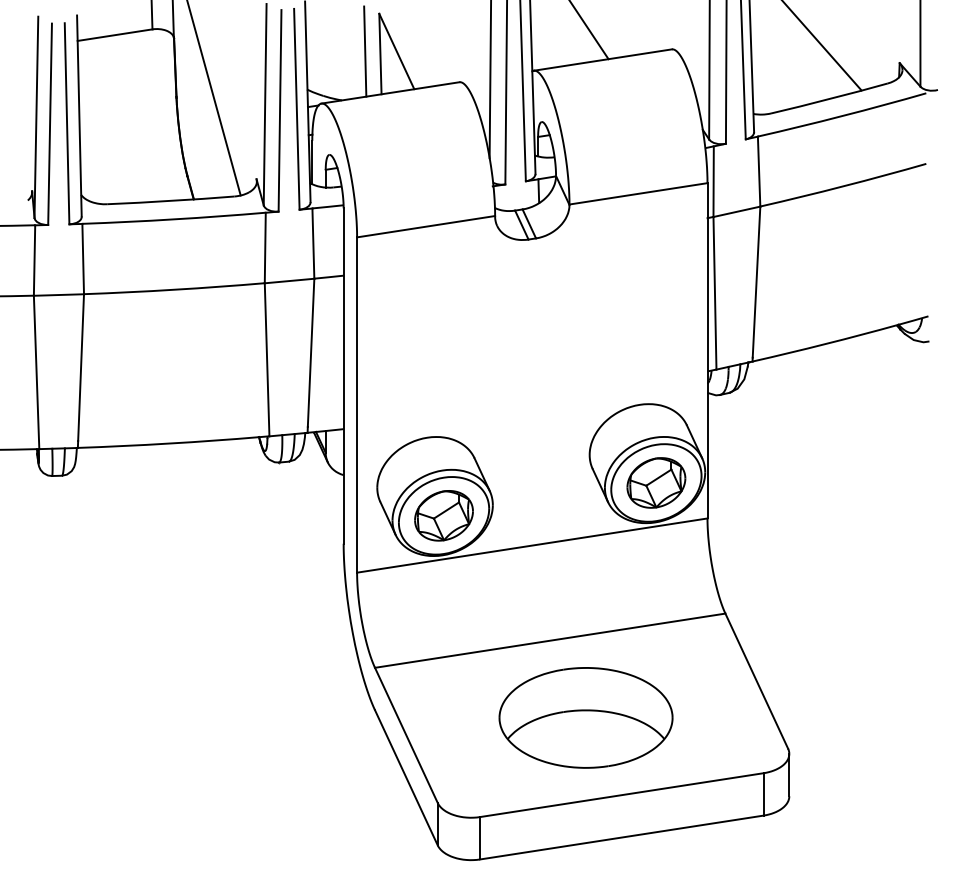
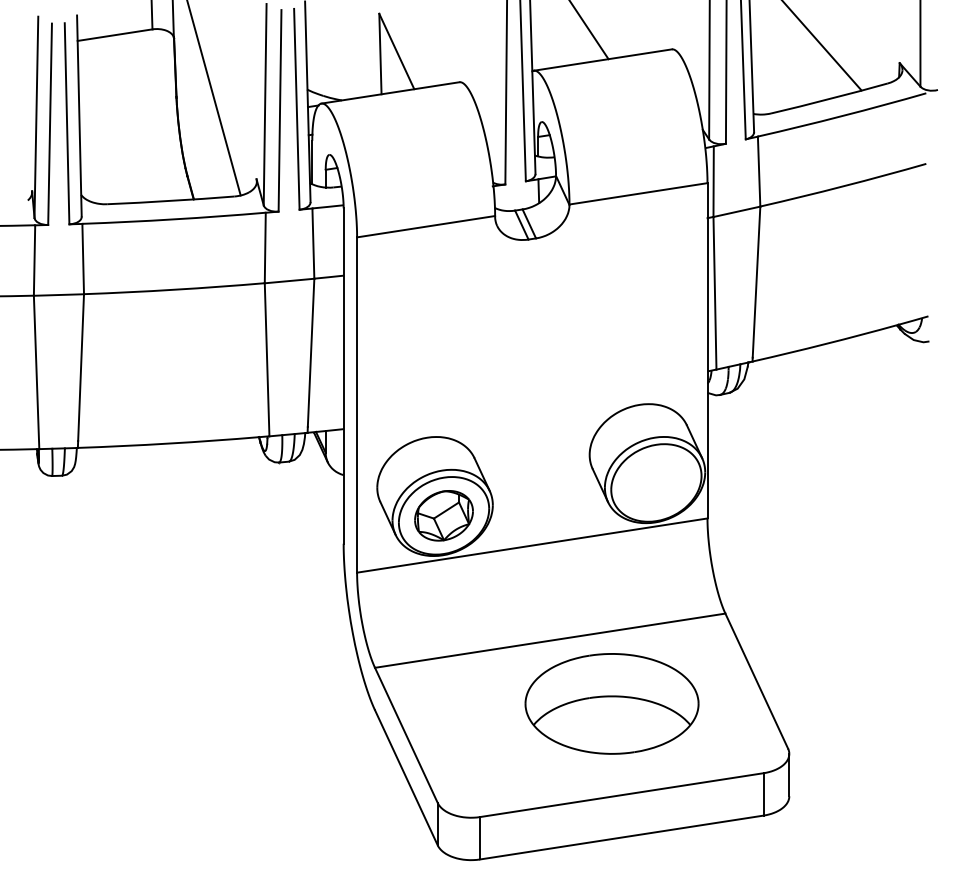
line: present -> none (365, 51)
line: present -> none (490, 80)
part: present -> none (656, 482)
part position: (585, 717) -> (611, 703) (611, 703)
